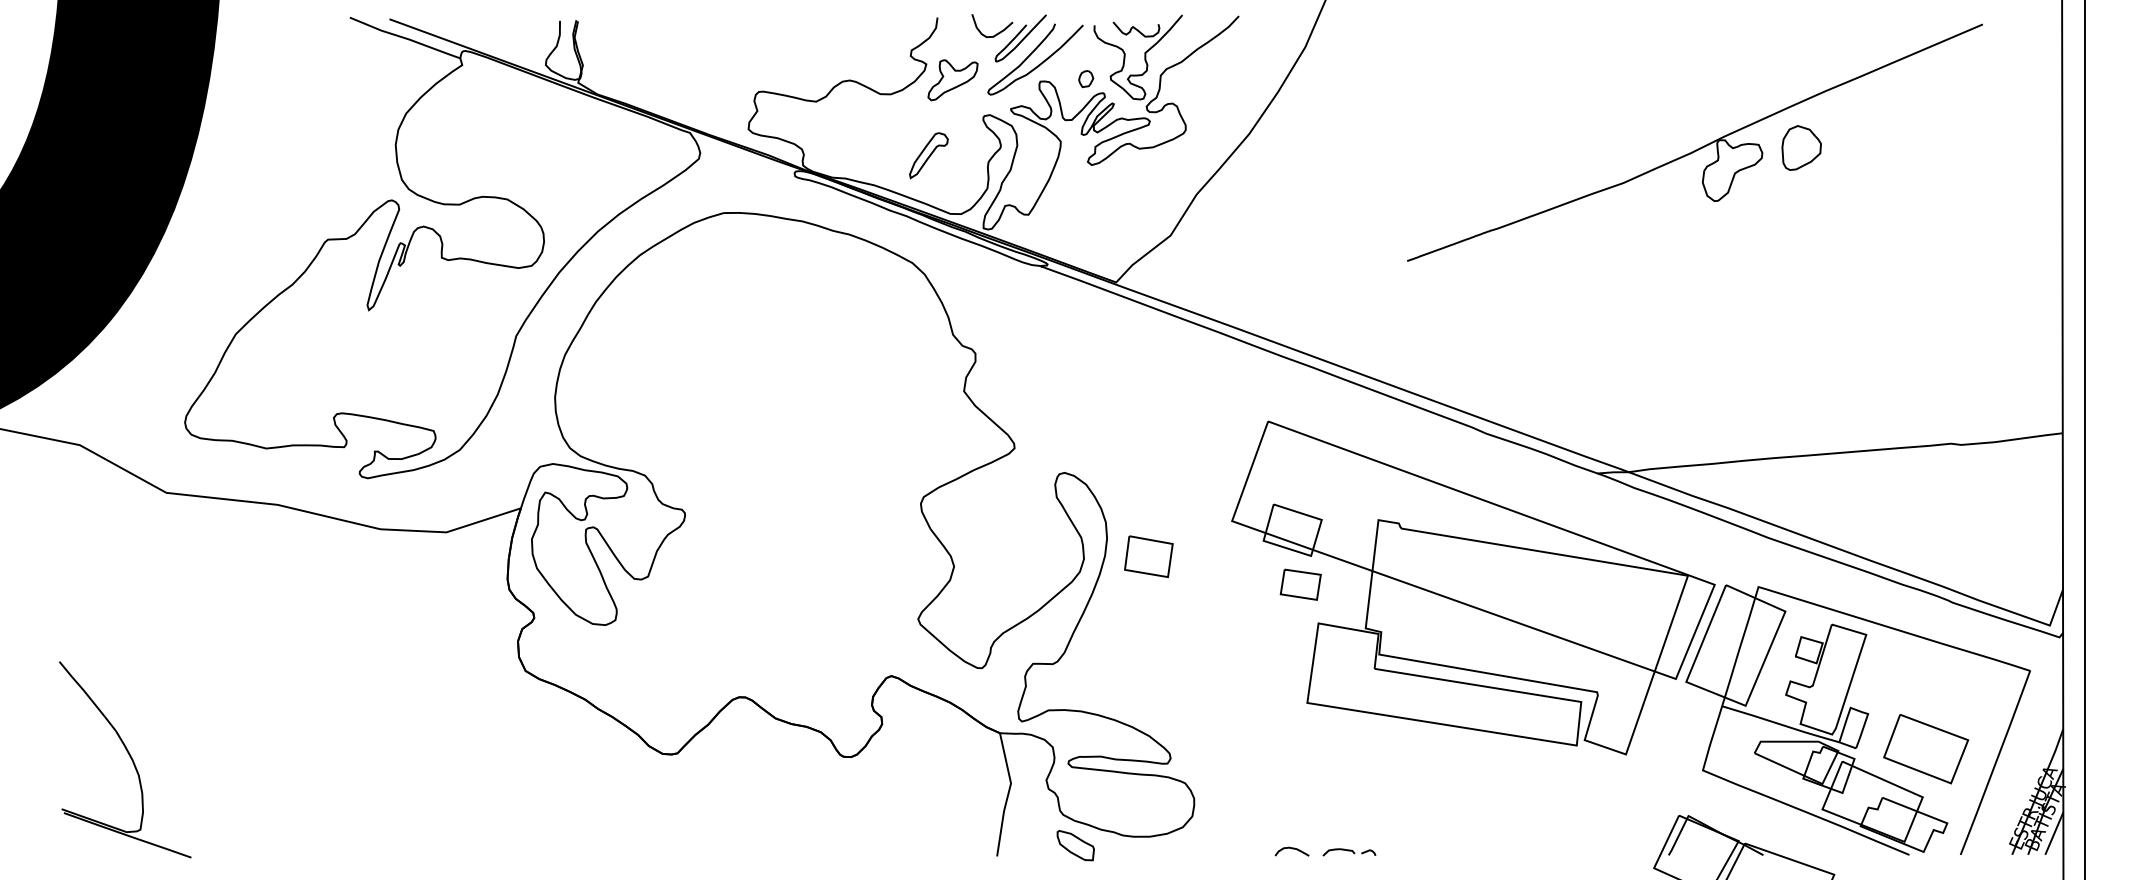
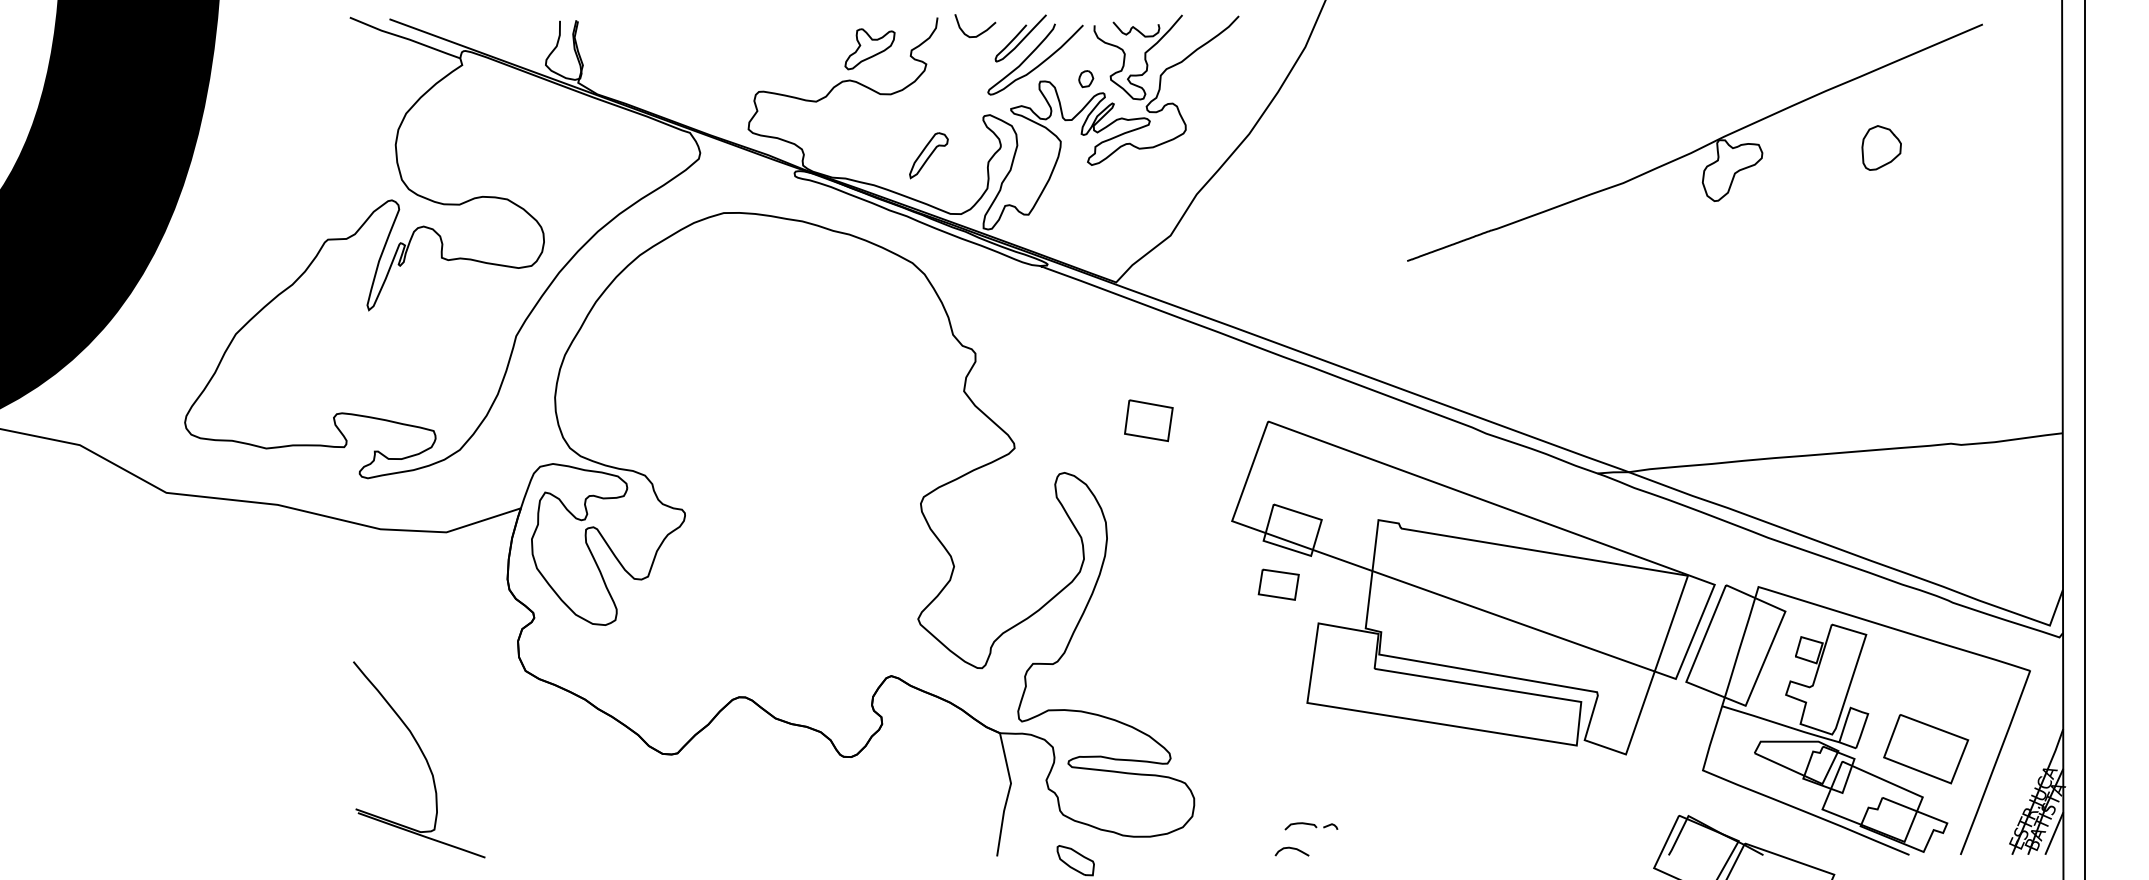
curve position: (996, 33) -> (979, 33) (979, 33)
part position: (952, 80) -> (869, 49) (869, 49)
part position: (1801, 147) -> (1881, 147) (1881, 147)
part position: (1148, 556) -> (1148, 420) (1148, 420)
part position: (1300, 584) -> (1278, 584) (1278, 584)
part position: (125, 759) -> (419, 759) (419, 759)
part position: (1075, 845) -> (1075, 860) (1075, 860)
part position: (1349, 852) -> (1311, 826) (1311, 826)
